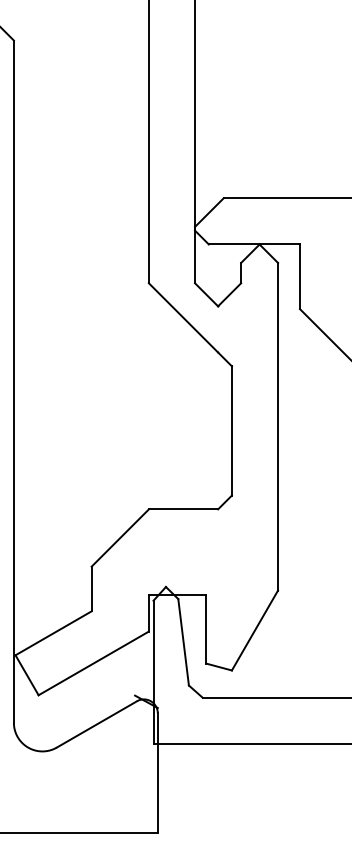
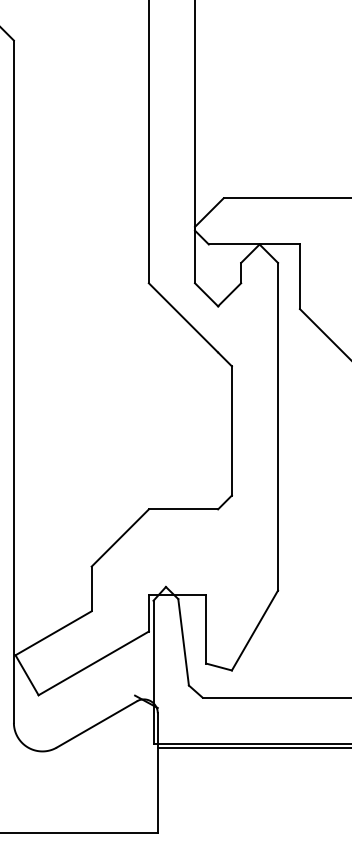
line: none -> present (252, 748)
